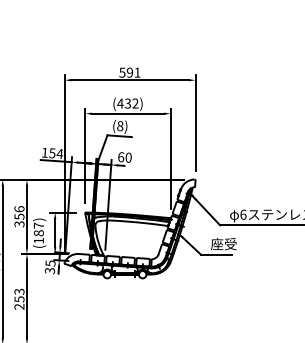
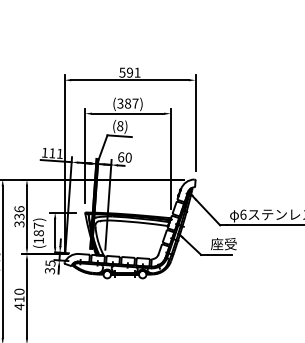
text: (432) -> (387) (127, 103)
text: 154 -> 111 (56, 153)
text: 356 -> 336 (18, 216)
text: 253 -> 410 (19, 299)
